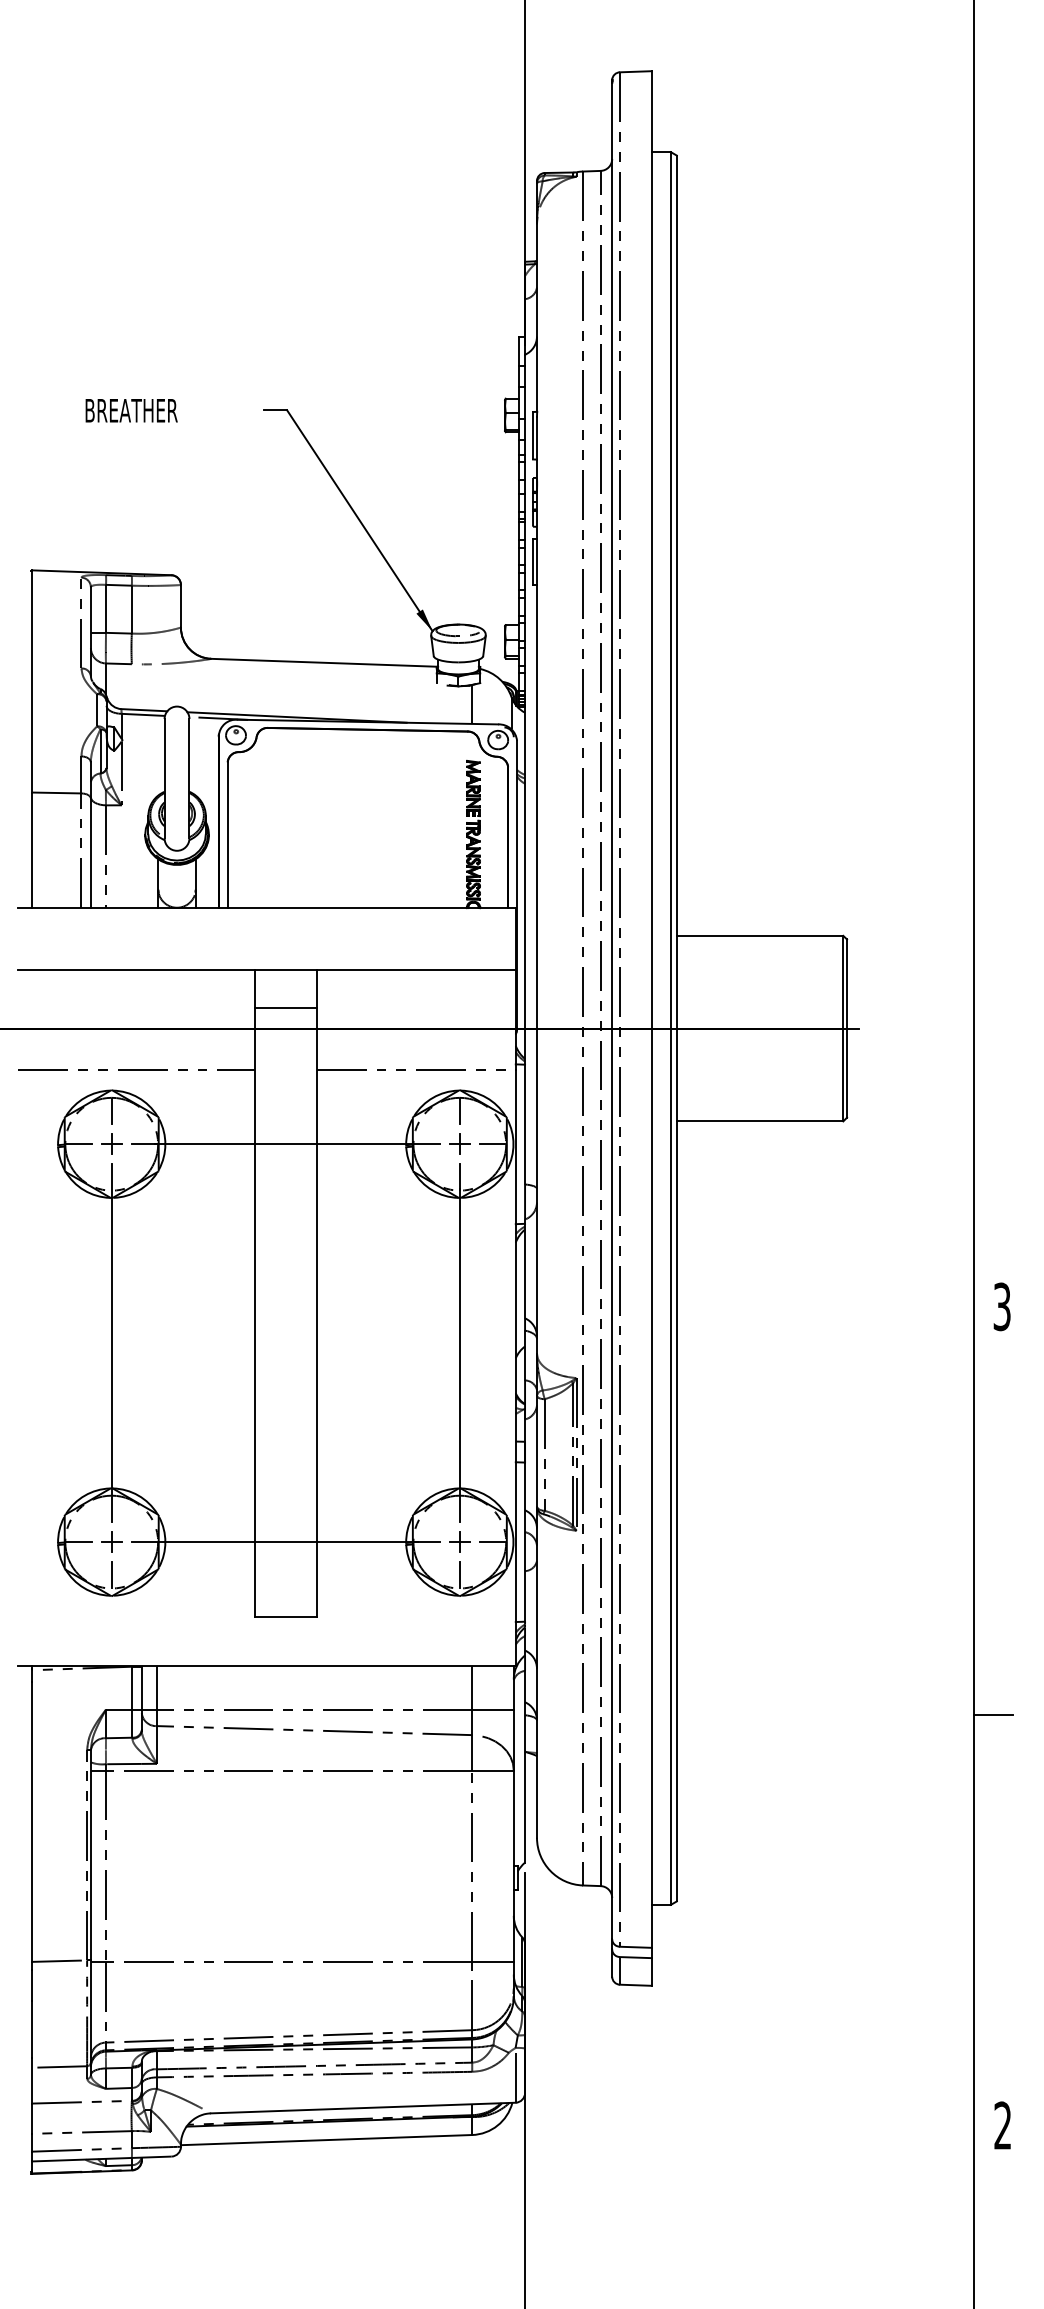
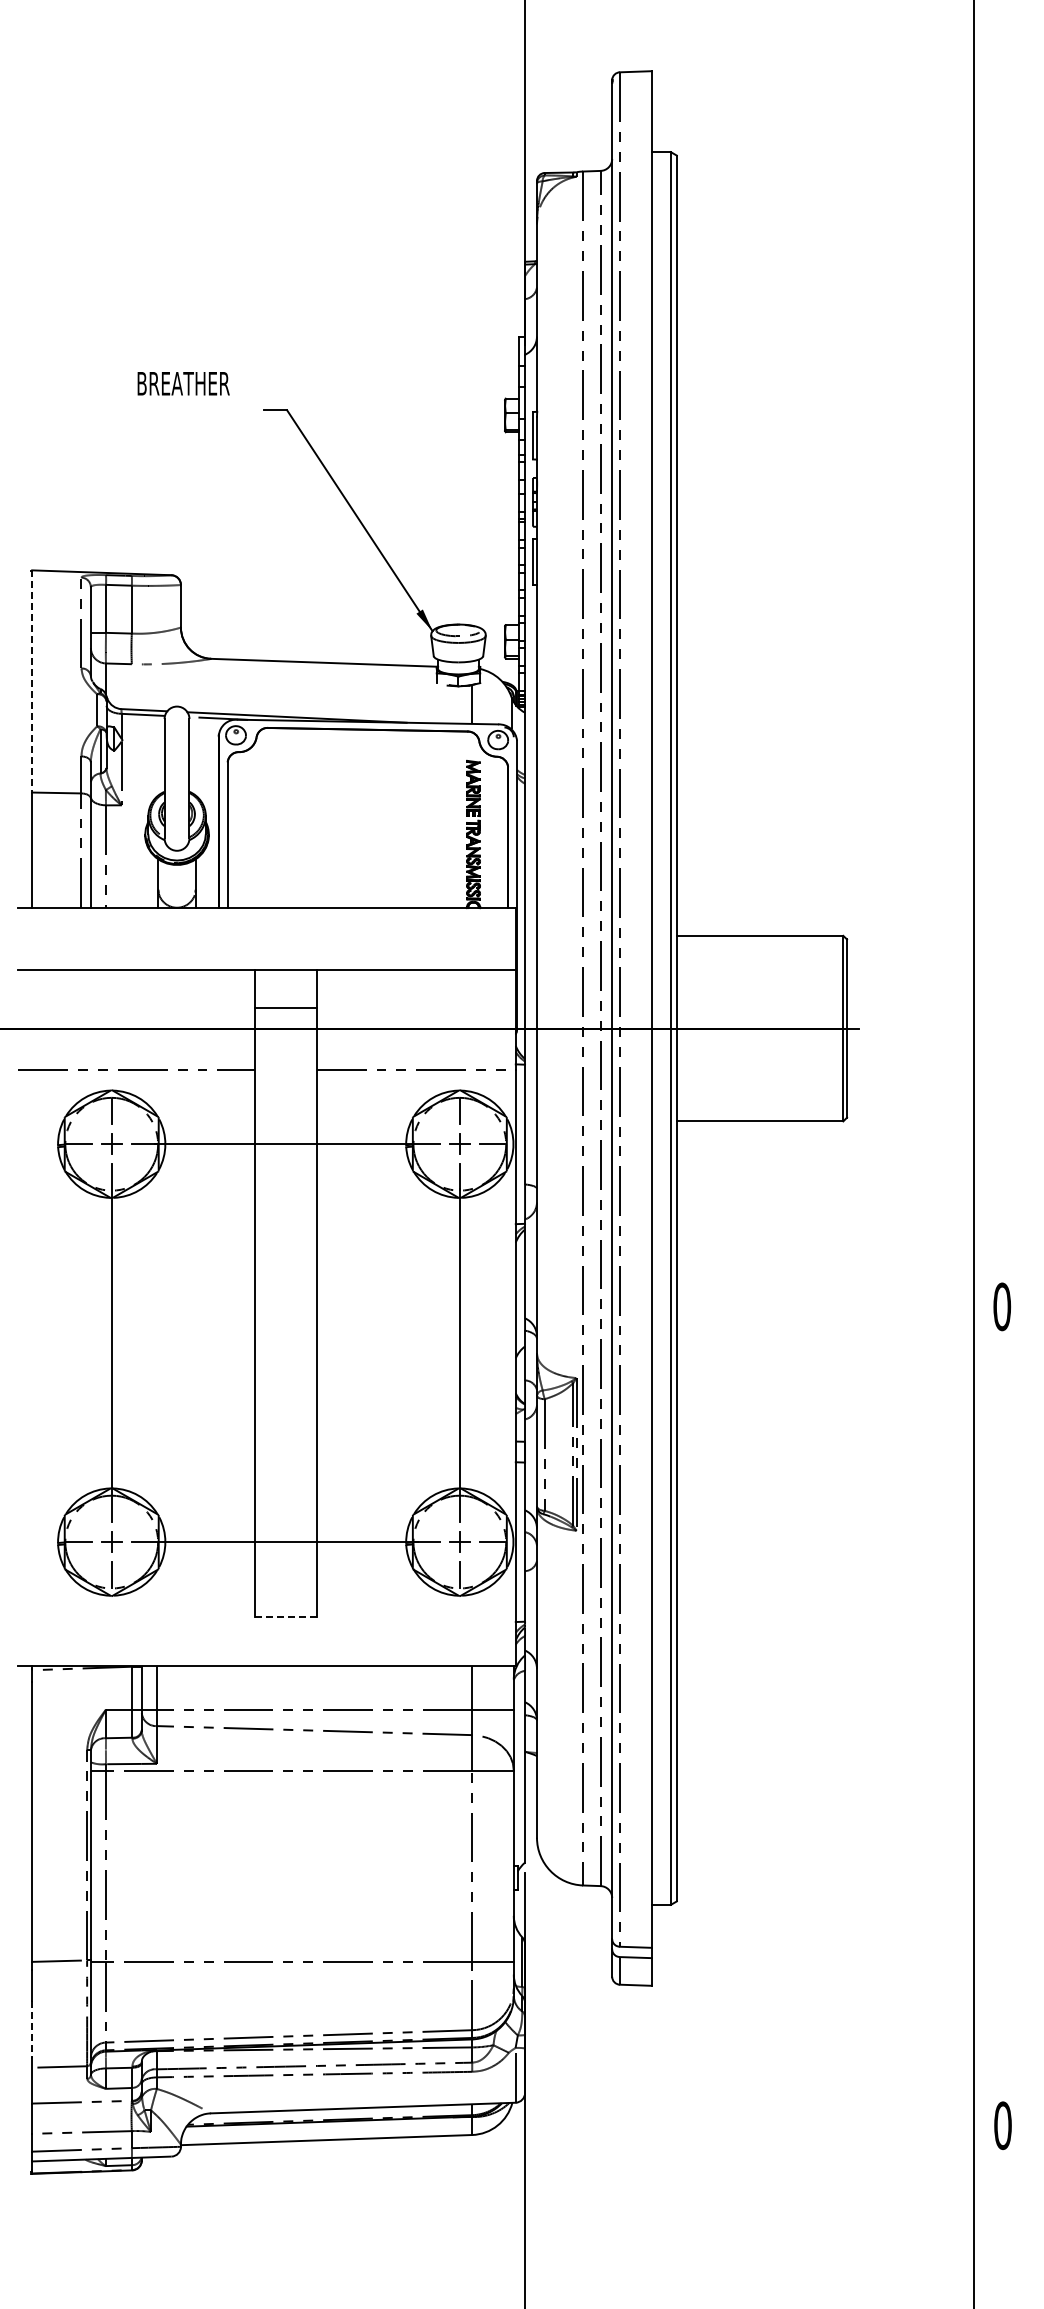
text position: (131, 410) -> (183, 383) (183, 383)
line: solid -> dashed (32, 681)
text: 3 -> 0 (1002, 1306)
line: solid -> dashed (285, 1616)
line: present -> none (992, 1715)
line: solid -> dashed (32, 2029)
text: 2 -> 0 (1002, 2125)
